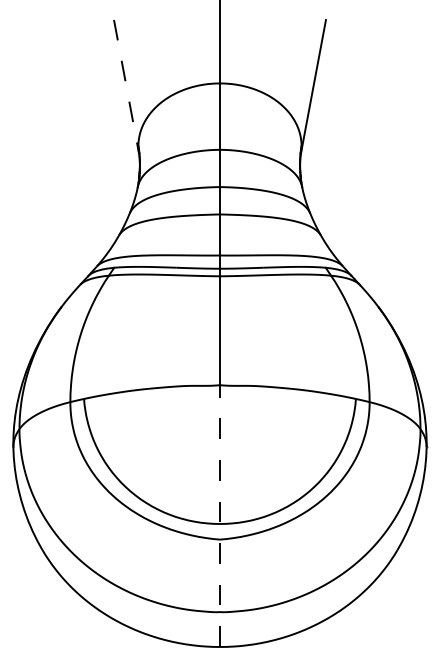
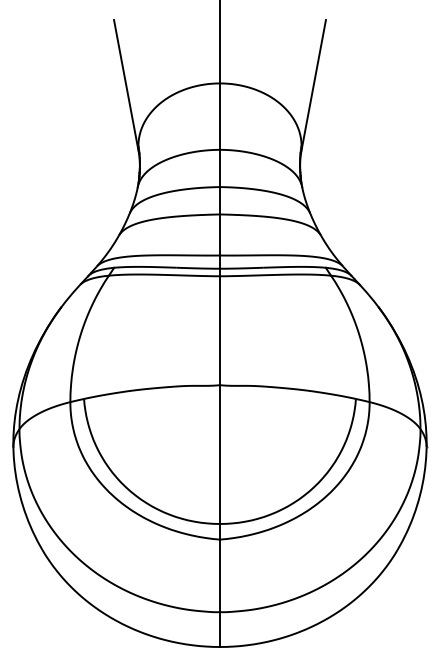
line: dashed -> solid (126, 87)
line: dashed -> solid (220, 516)
